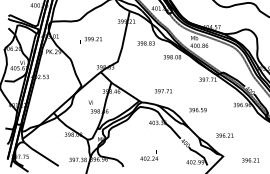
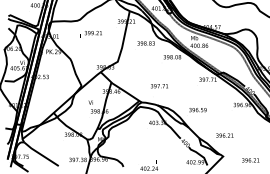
text position: (90, 40) -> (90, 34) (90, 34)
text position: (163, 91) -> (159, 86) (159, 86)
text position: (148, 155) -> (148, 165) (148, 165)
